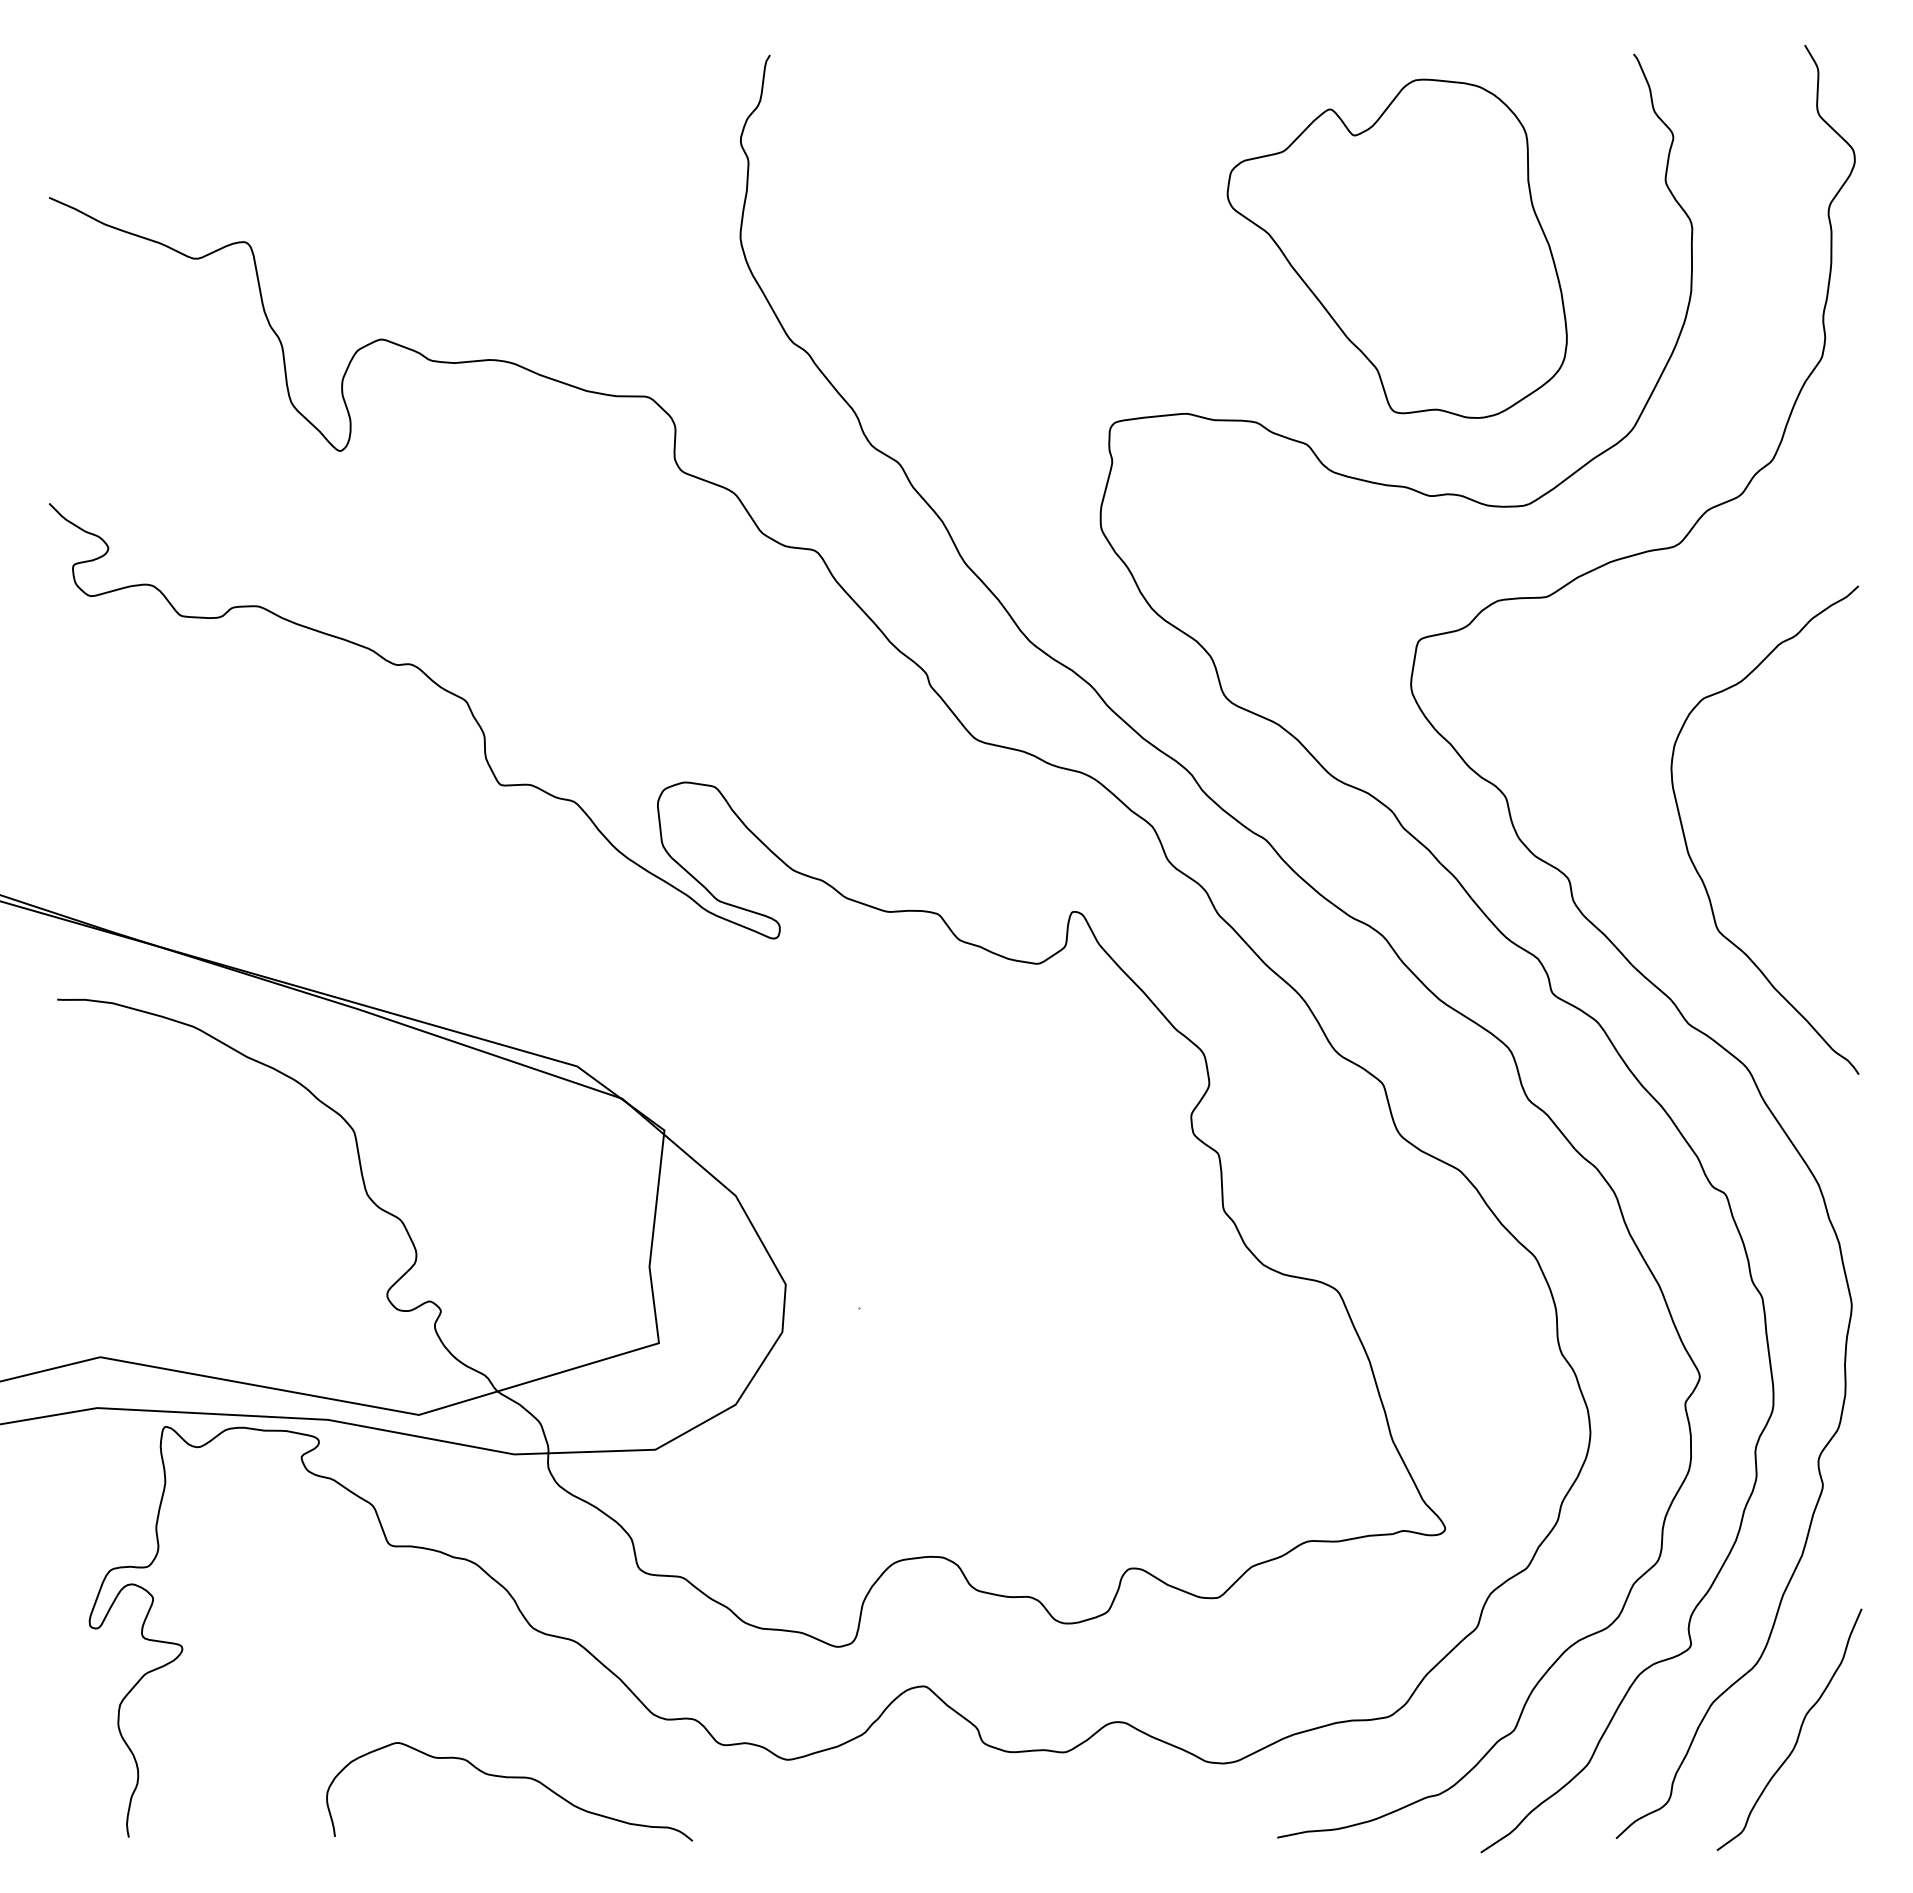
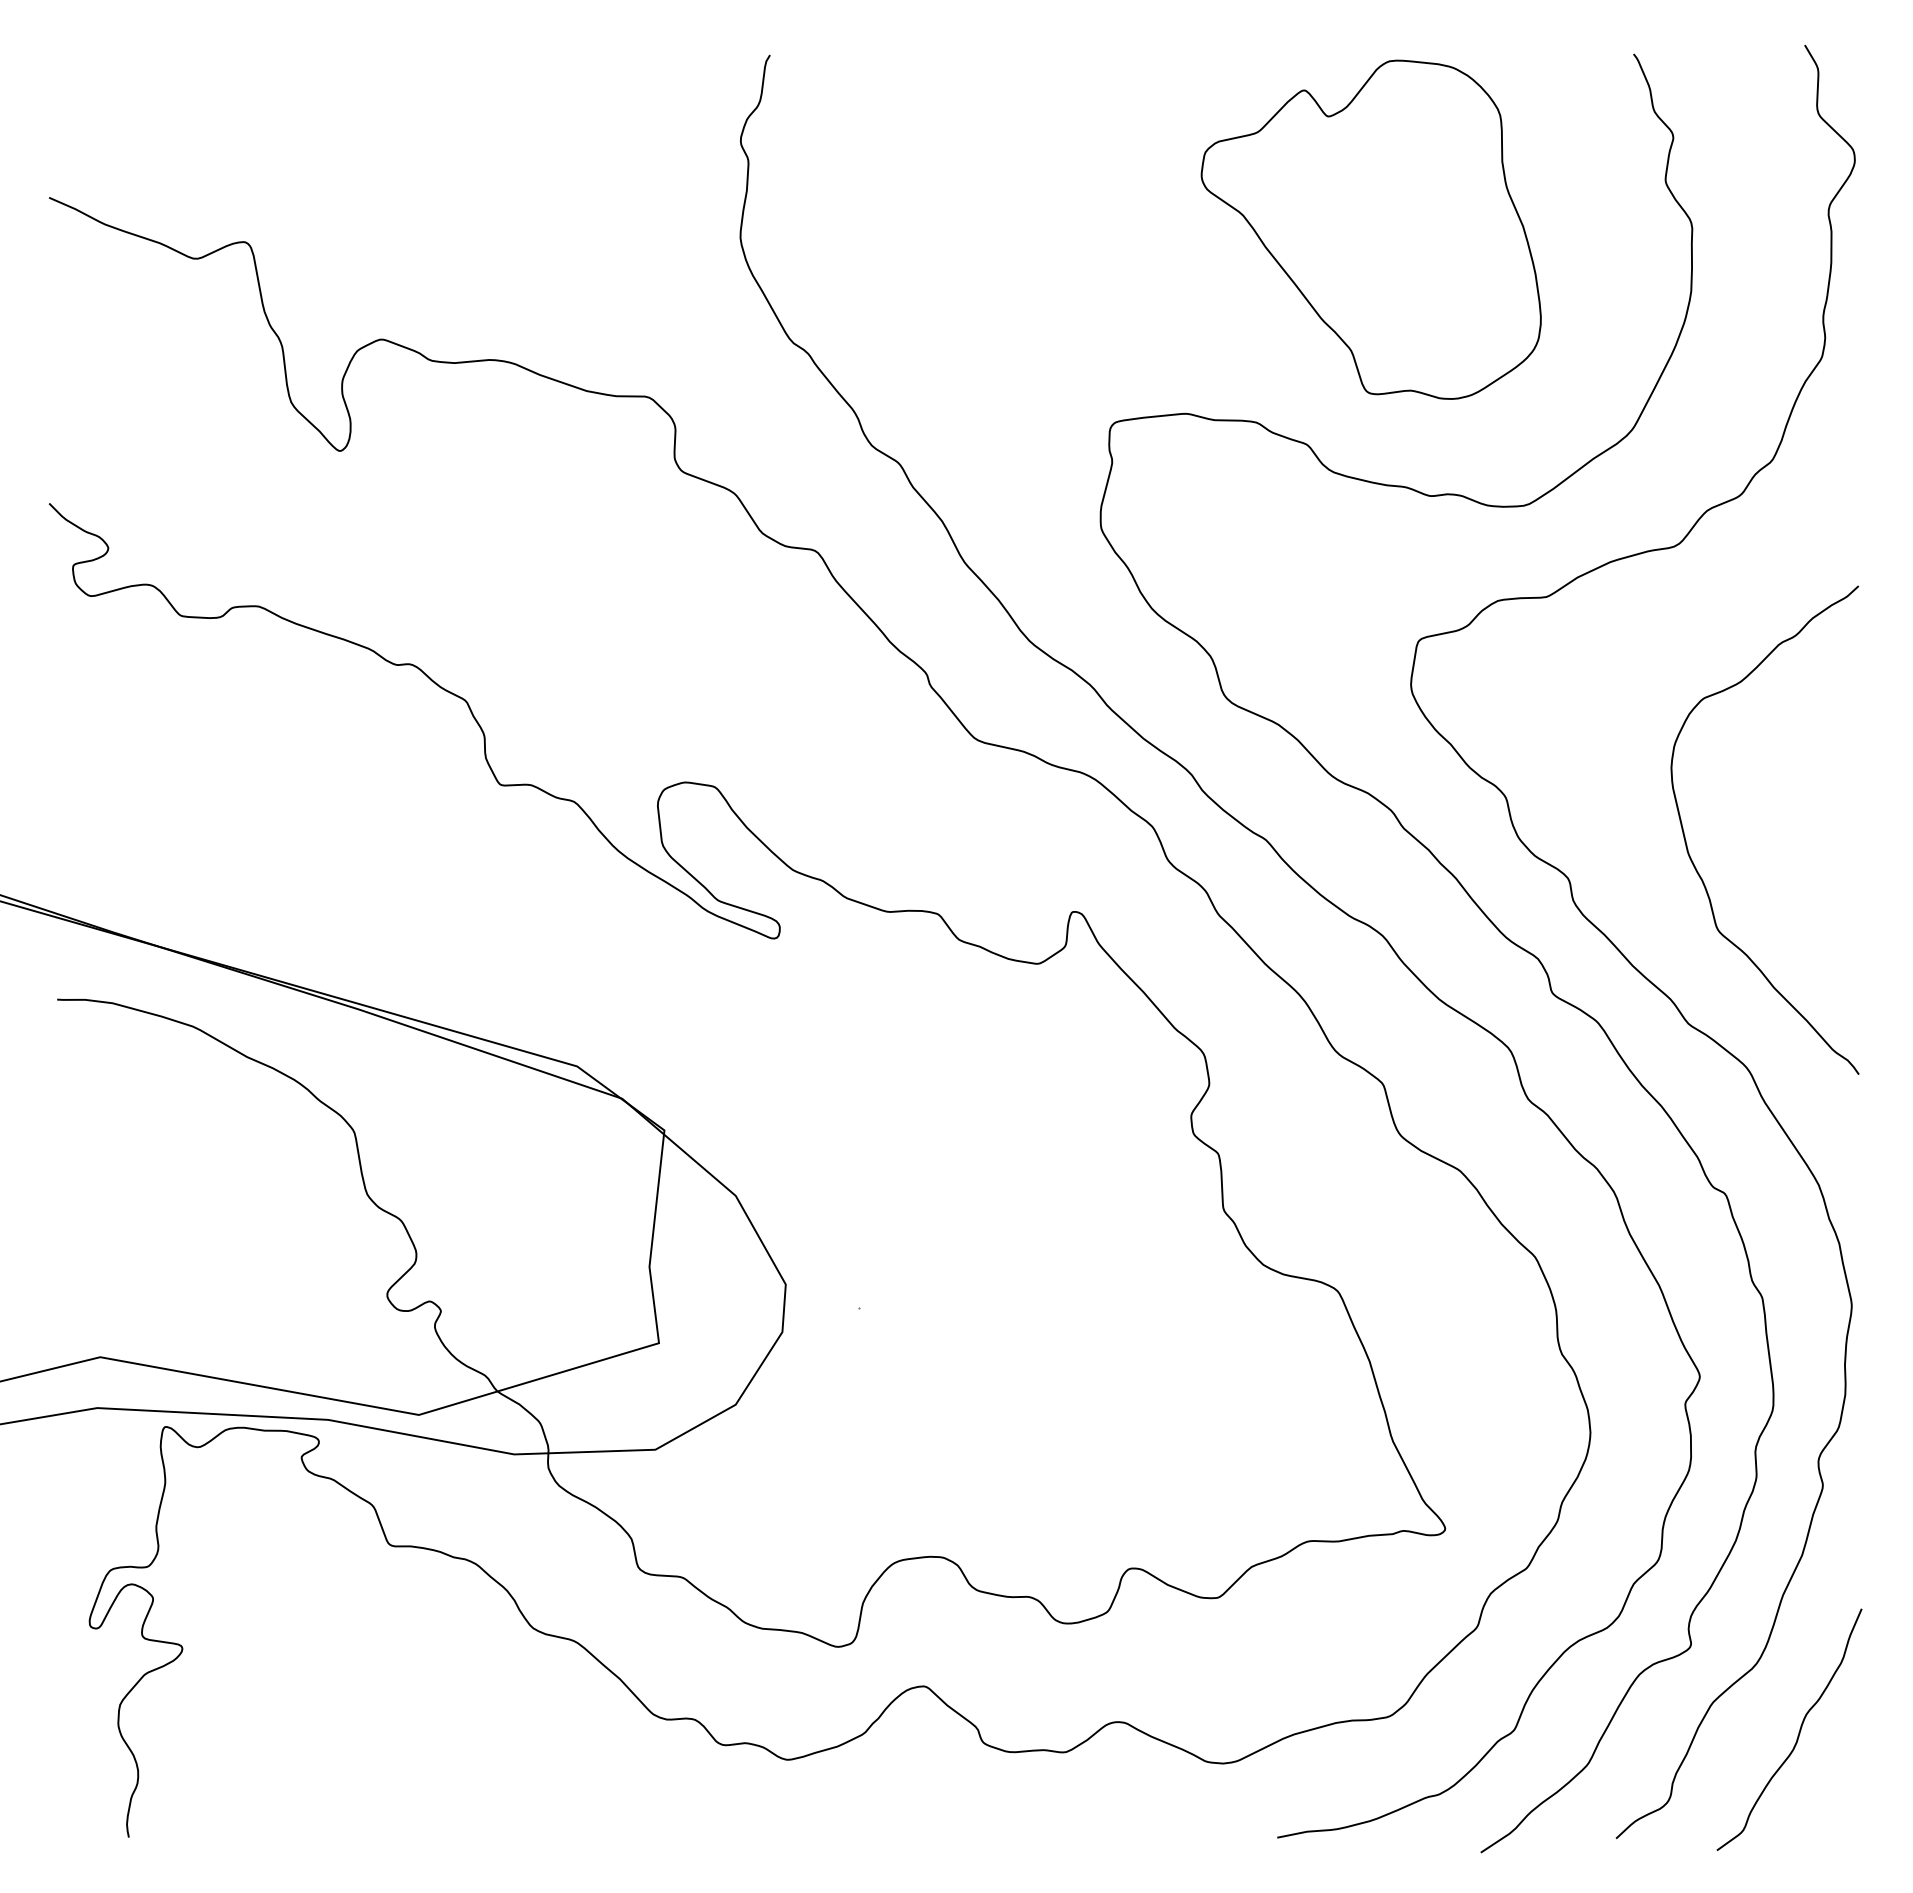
part position: (1396, 248) -> (1370, 229) (1370, 229)
curve: present -> none (509, 1778)
